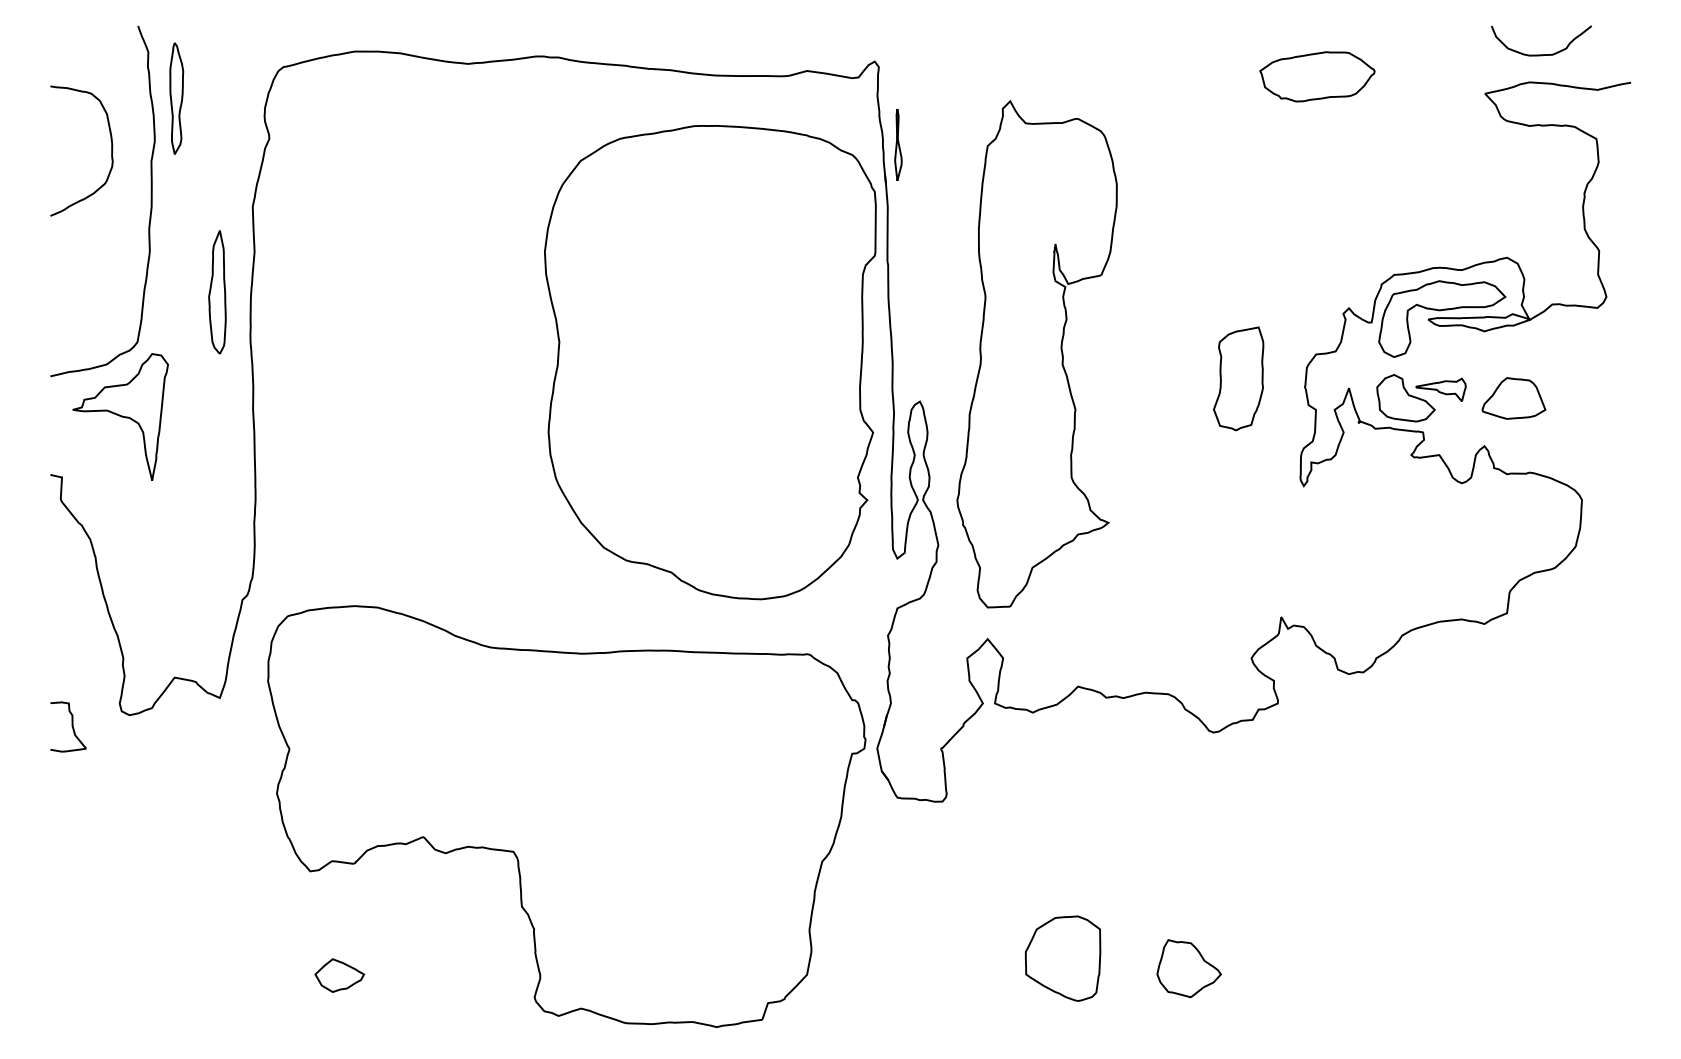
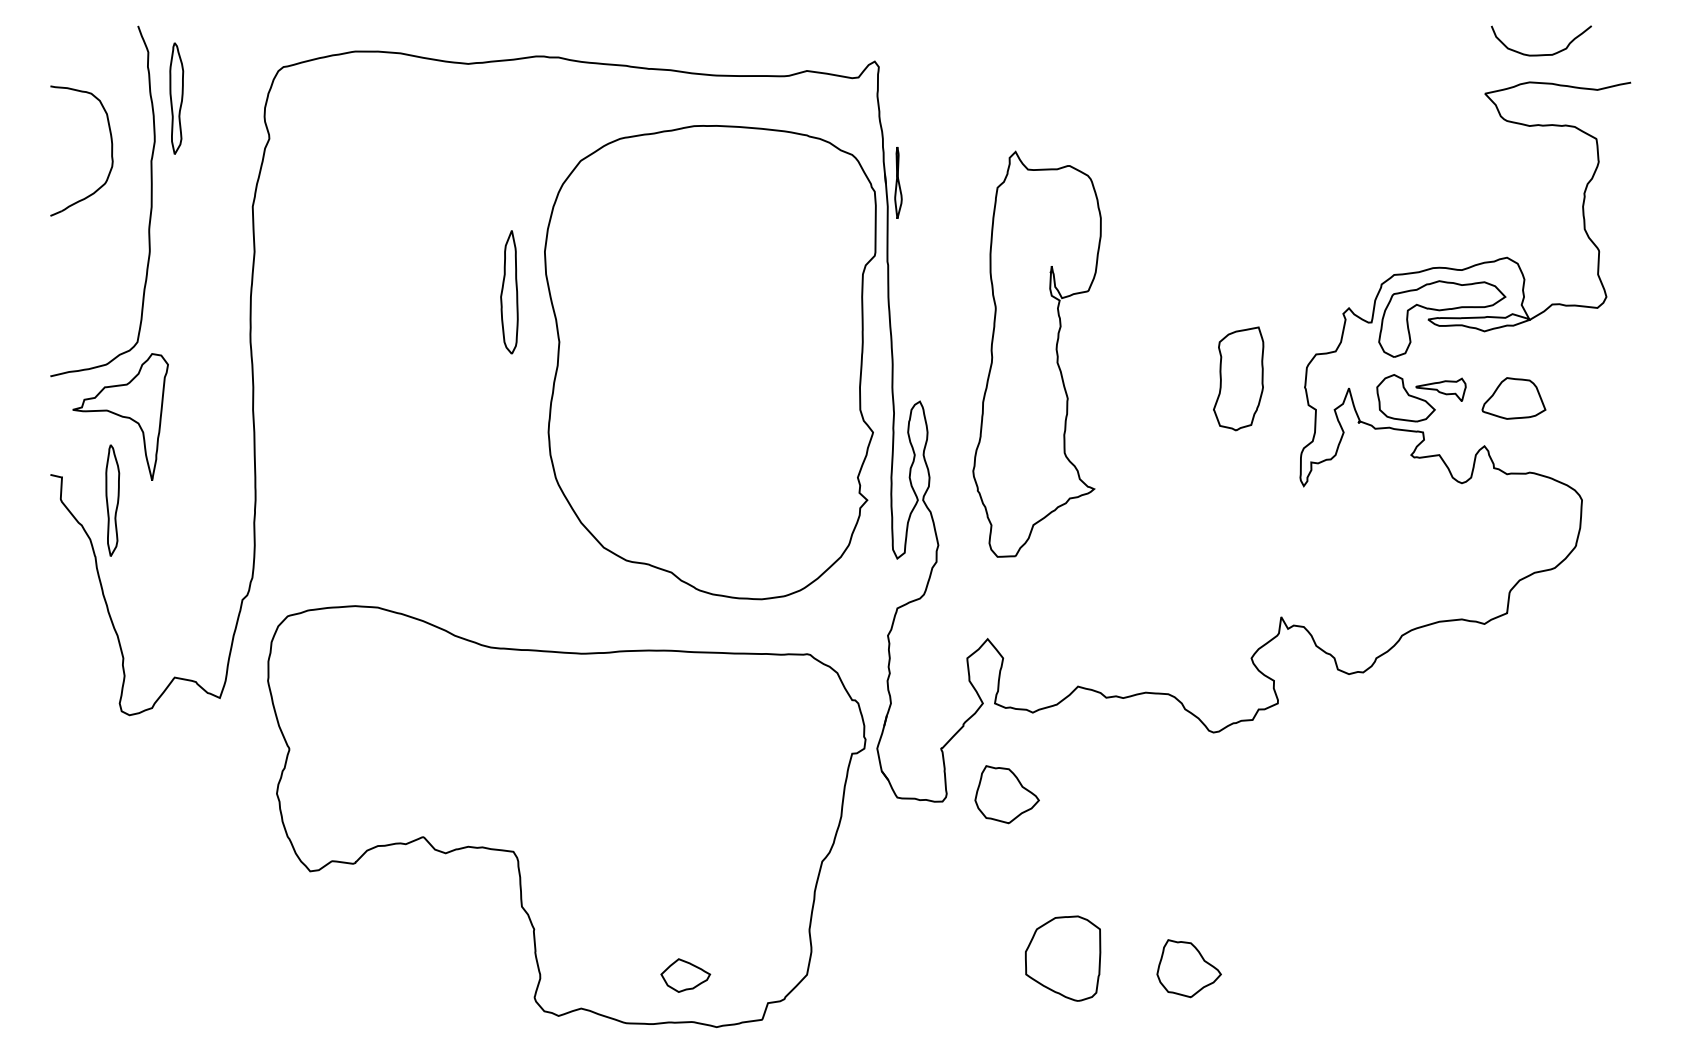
part: present -> none (1317, 76)
part position: (898, 144) -> (898, 182) (898, 182)
part position: (217, 292) -> (509, 292) (509, 292)
part size: 162x509 px -> 130x408 px (1036, 353)
part: none -> present (112, 500)
curve: present -> none (71, 726)
part: none -> present (1006, 794)
part position: (339, 975) -> (685, 975) (685, 975)
